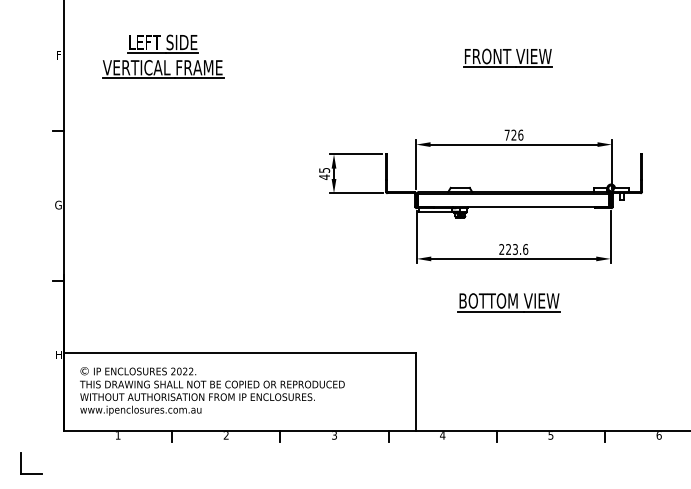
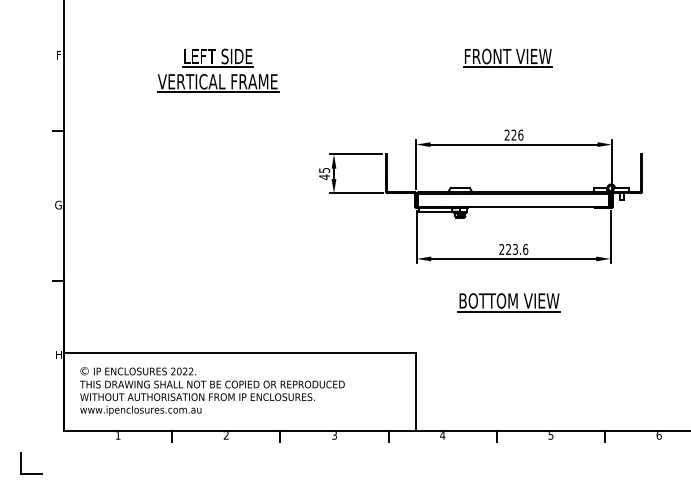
part position: (163, 56) -> (218, 70) (218, 70)
text: 726 -> 226 (506, 134)
